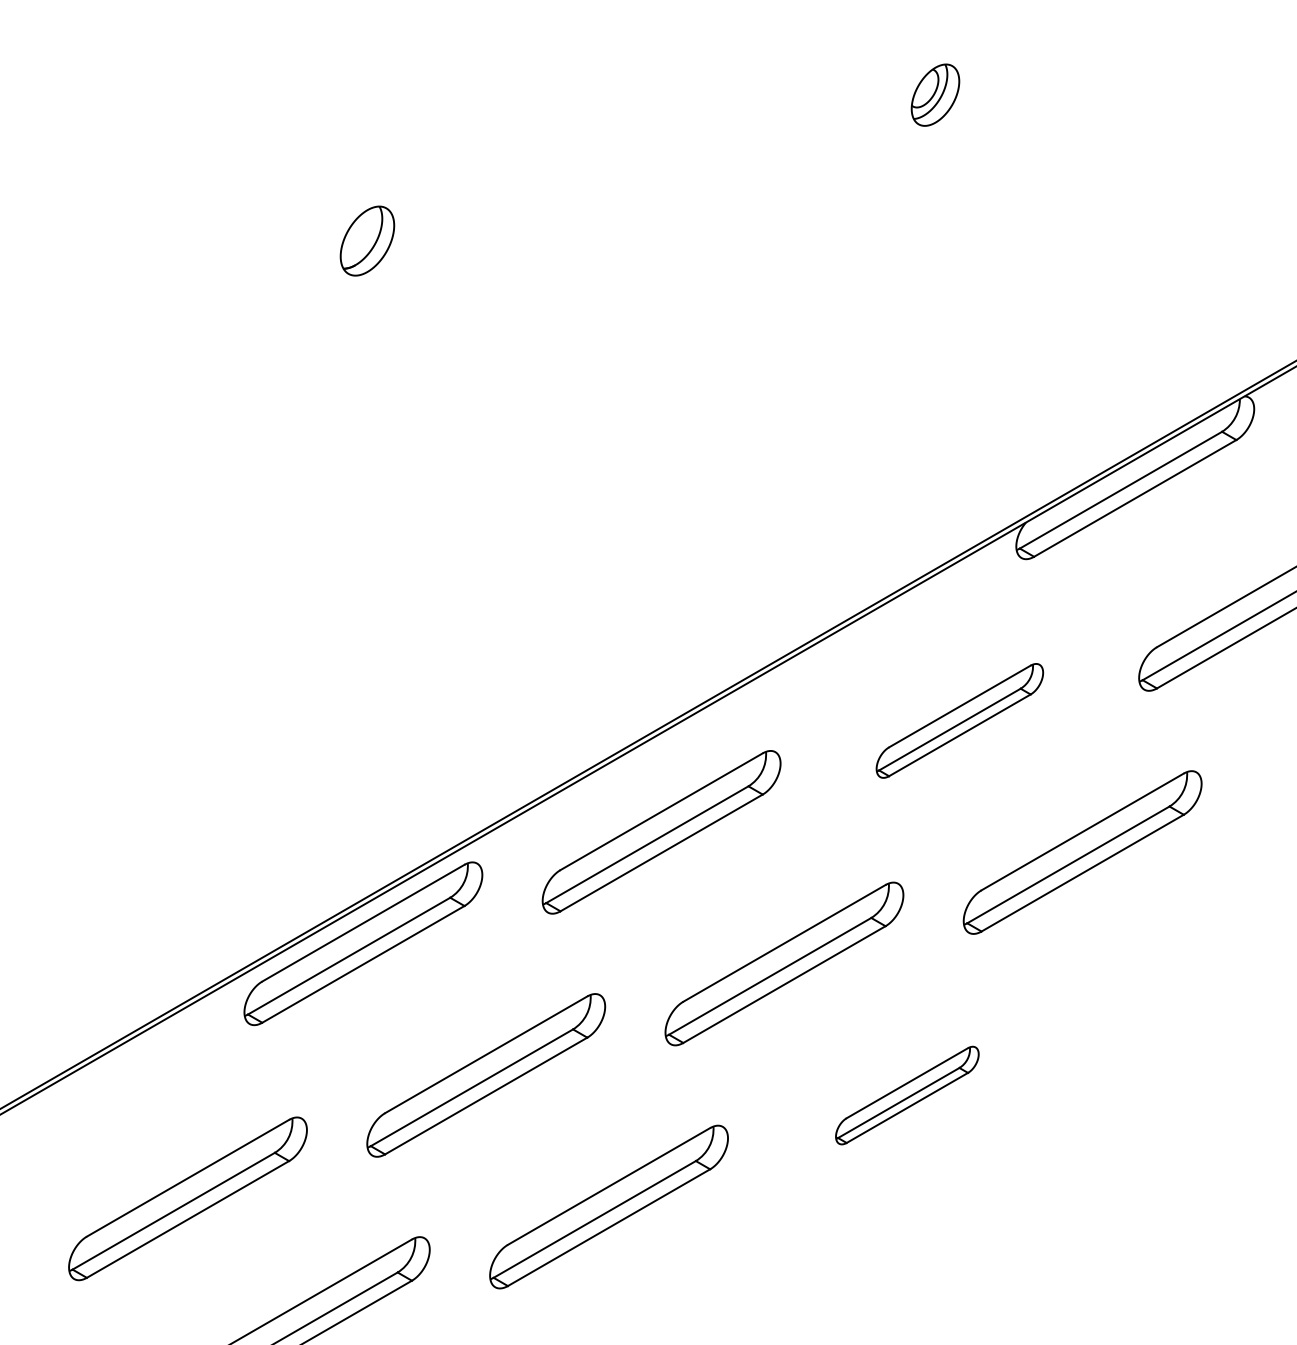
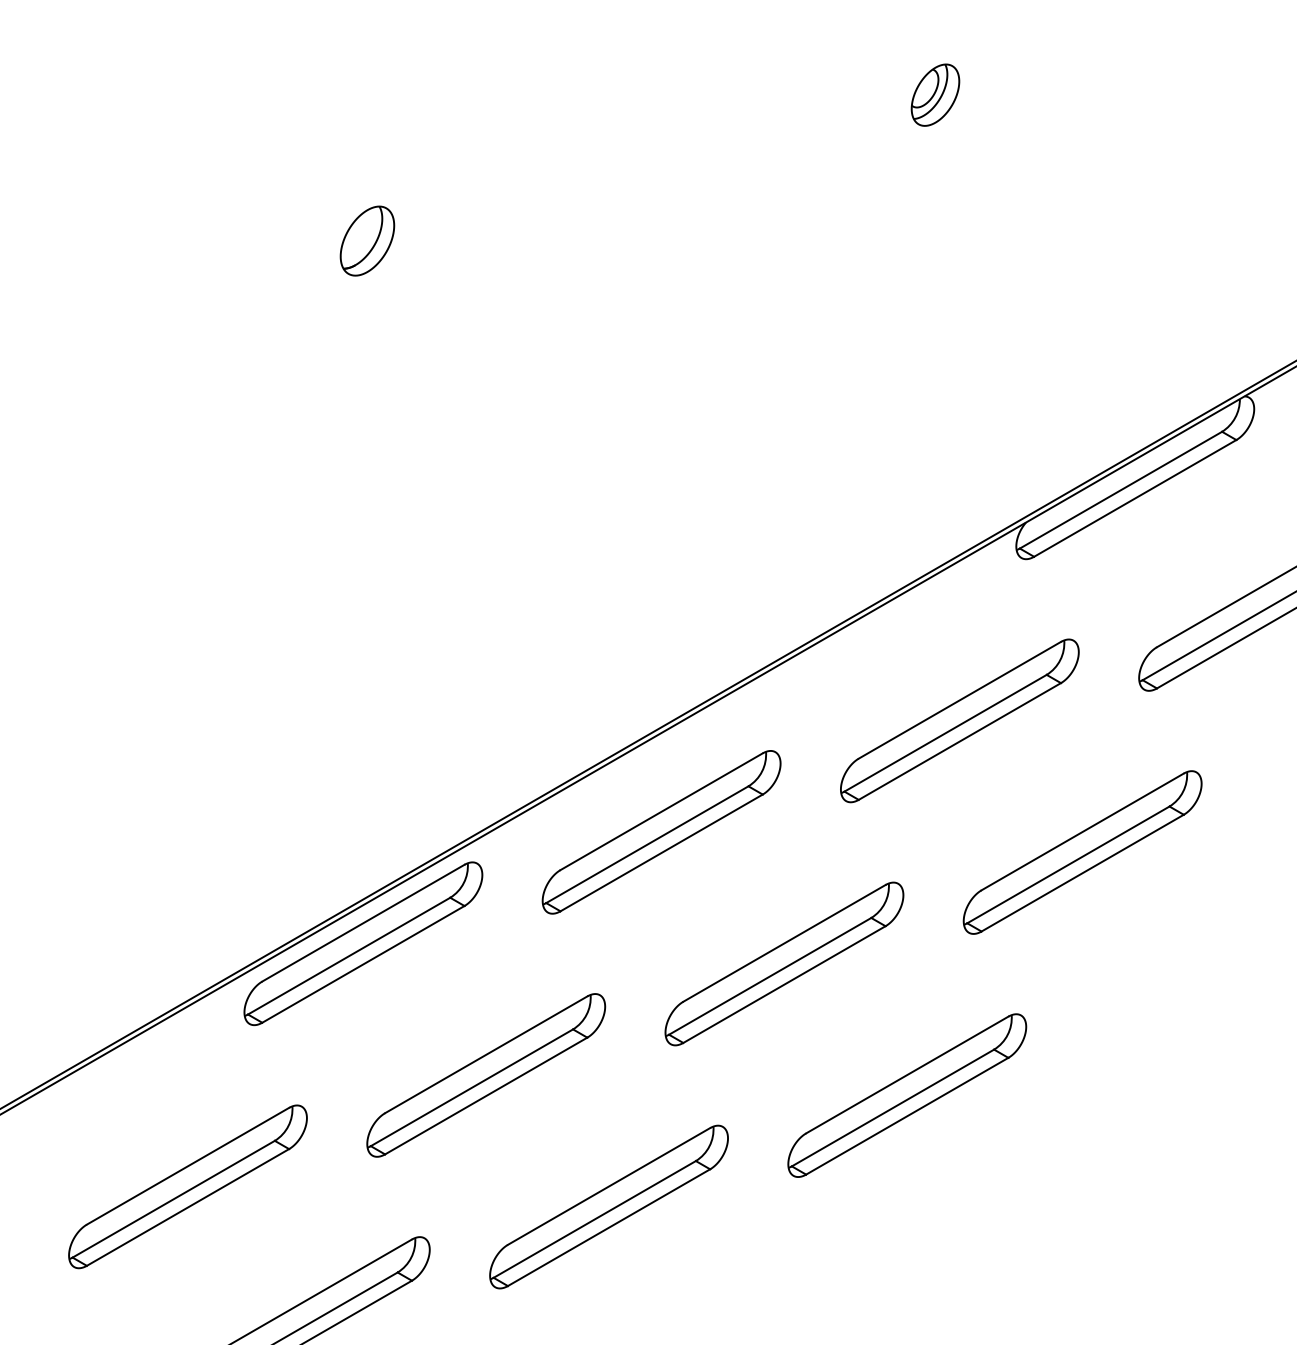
part size: 170x116 px -> 240x166 px (959, 720)
part size: 145x101 px -> 241x165 px (907, 1095)
part position: (187, 1198) -> (187, 1186) (187, 1186)
